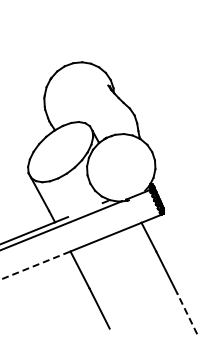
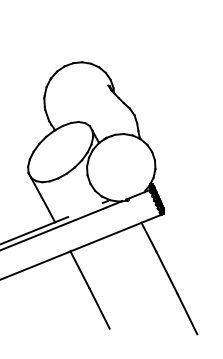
line: dashed -> solid (35, 265)
line: dashed -> solid (187, 314)
